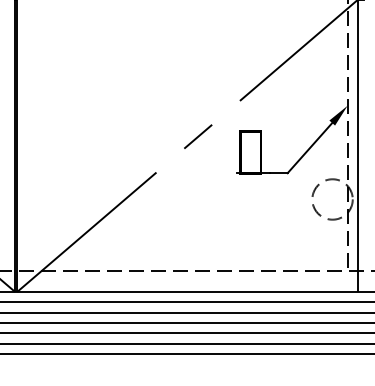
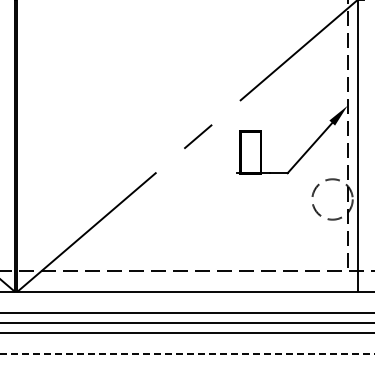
line: present -> none (186, 302)
line: present -> none (186, 343)
line: solid -> dashed (187, 354)
